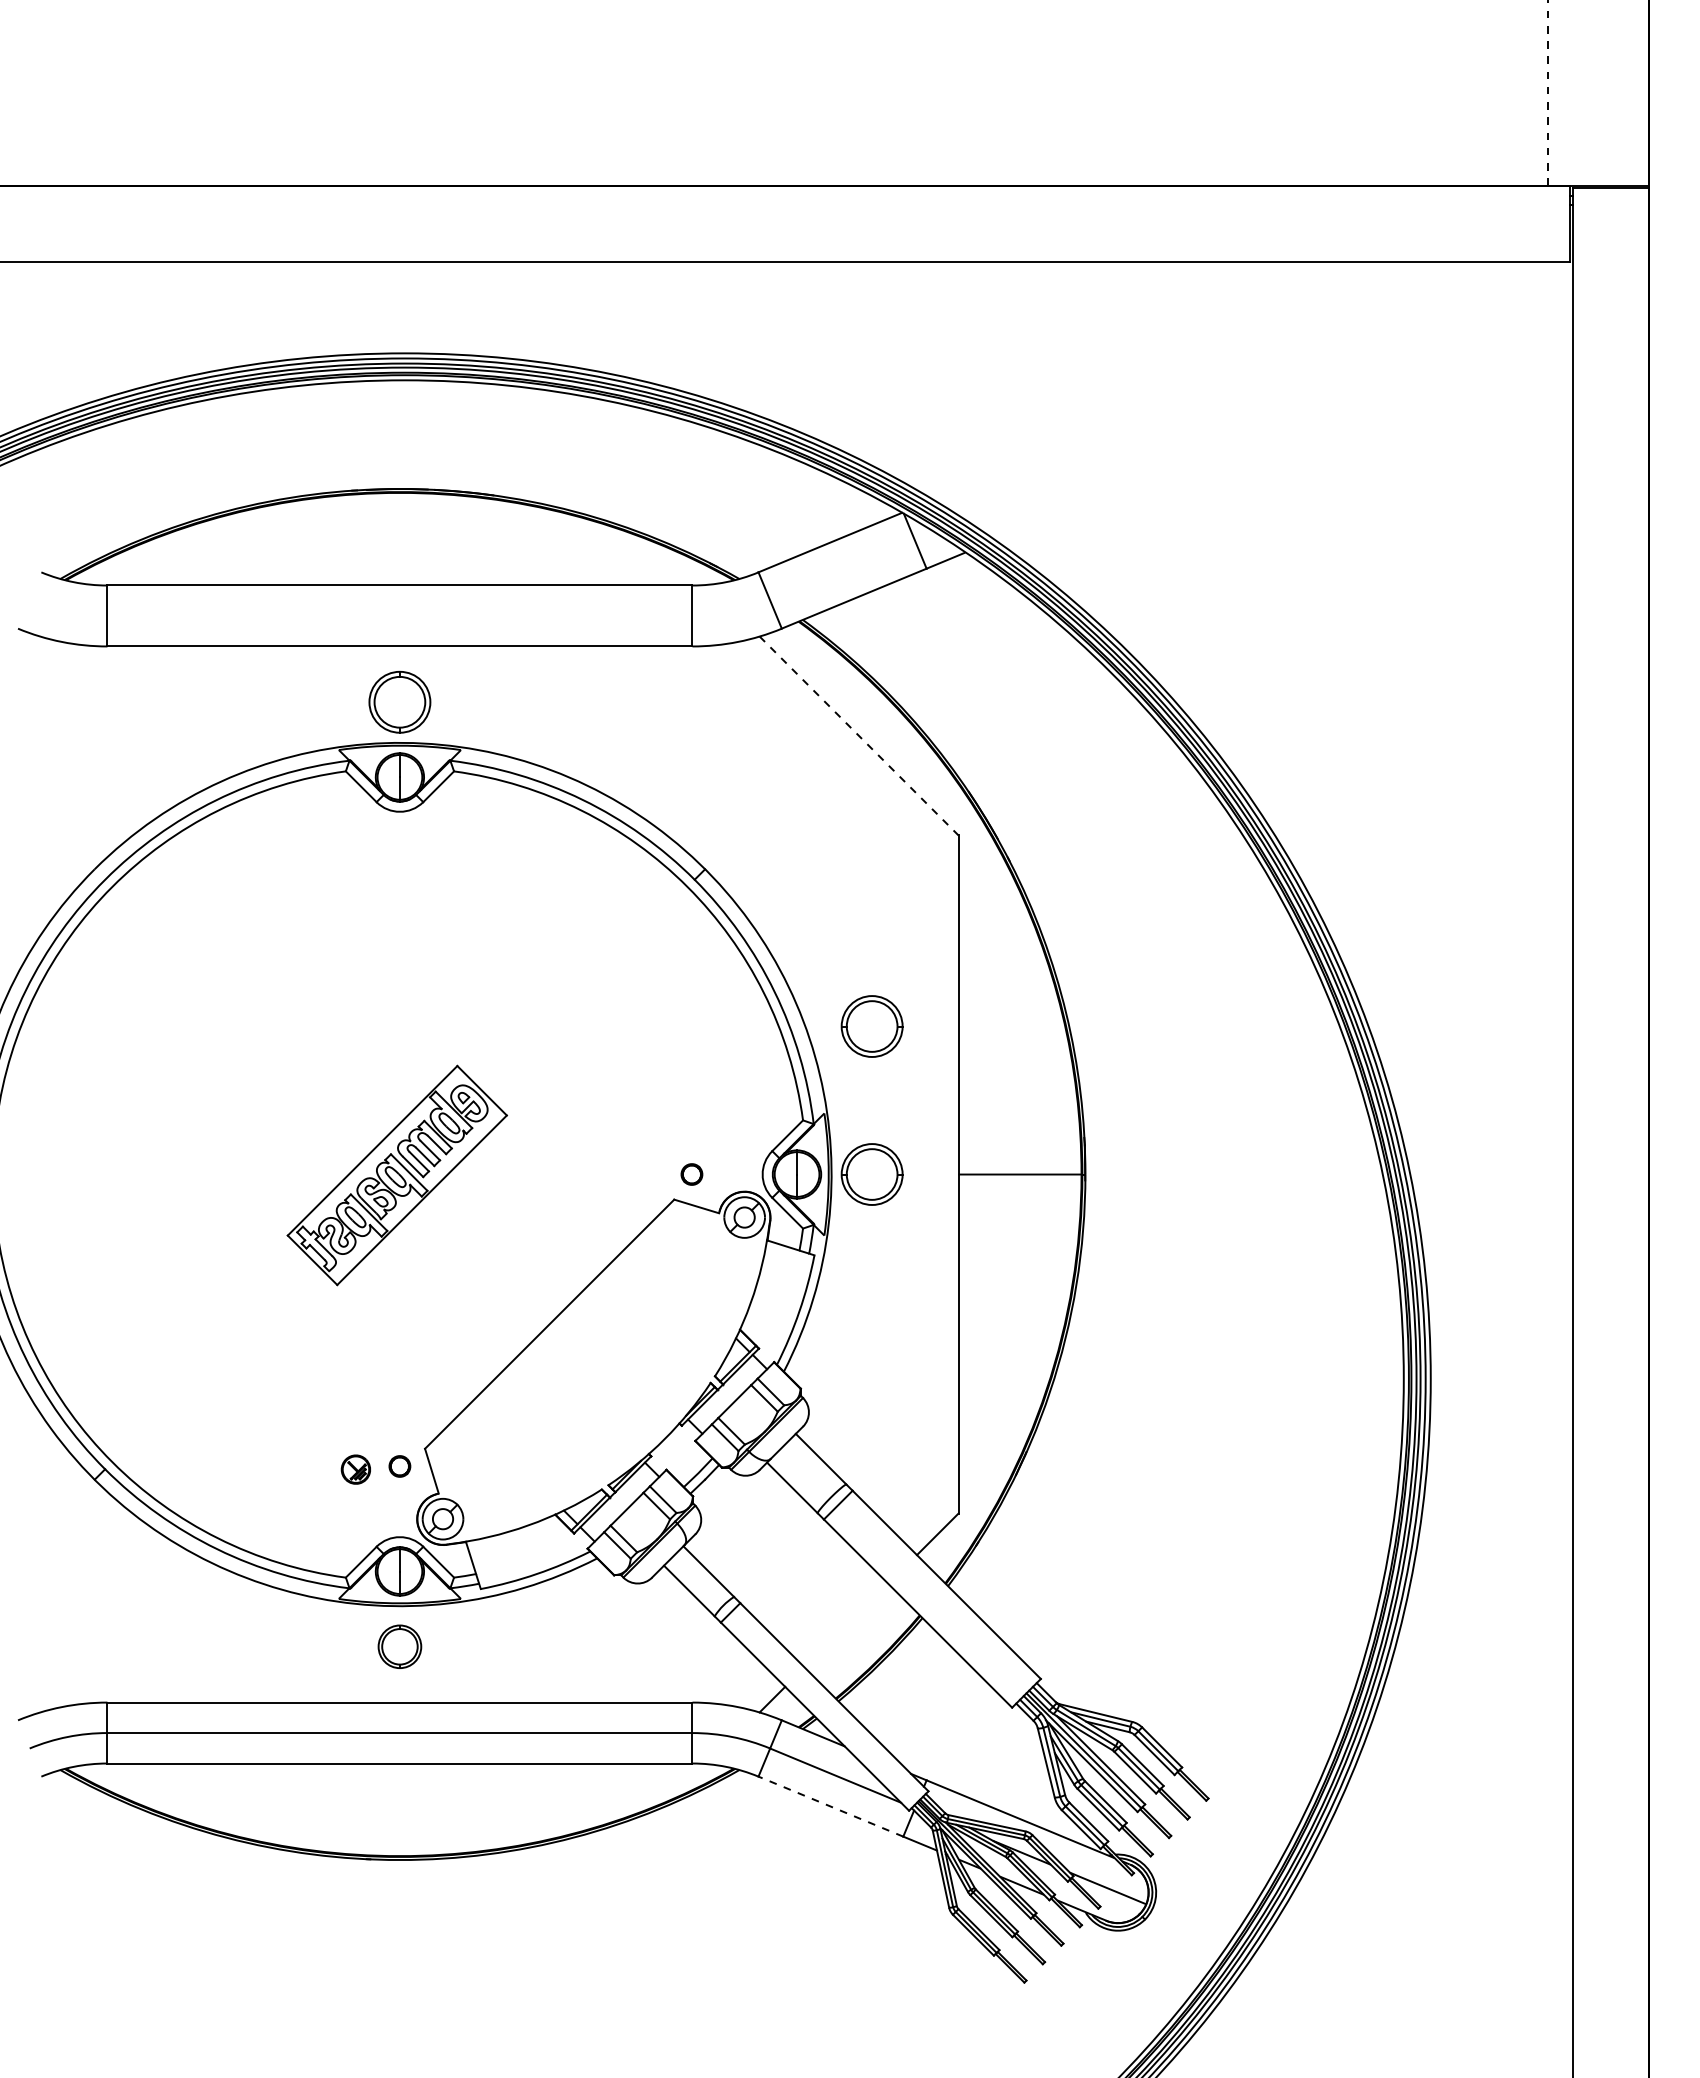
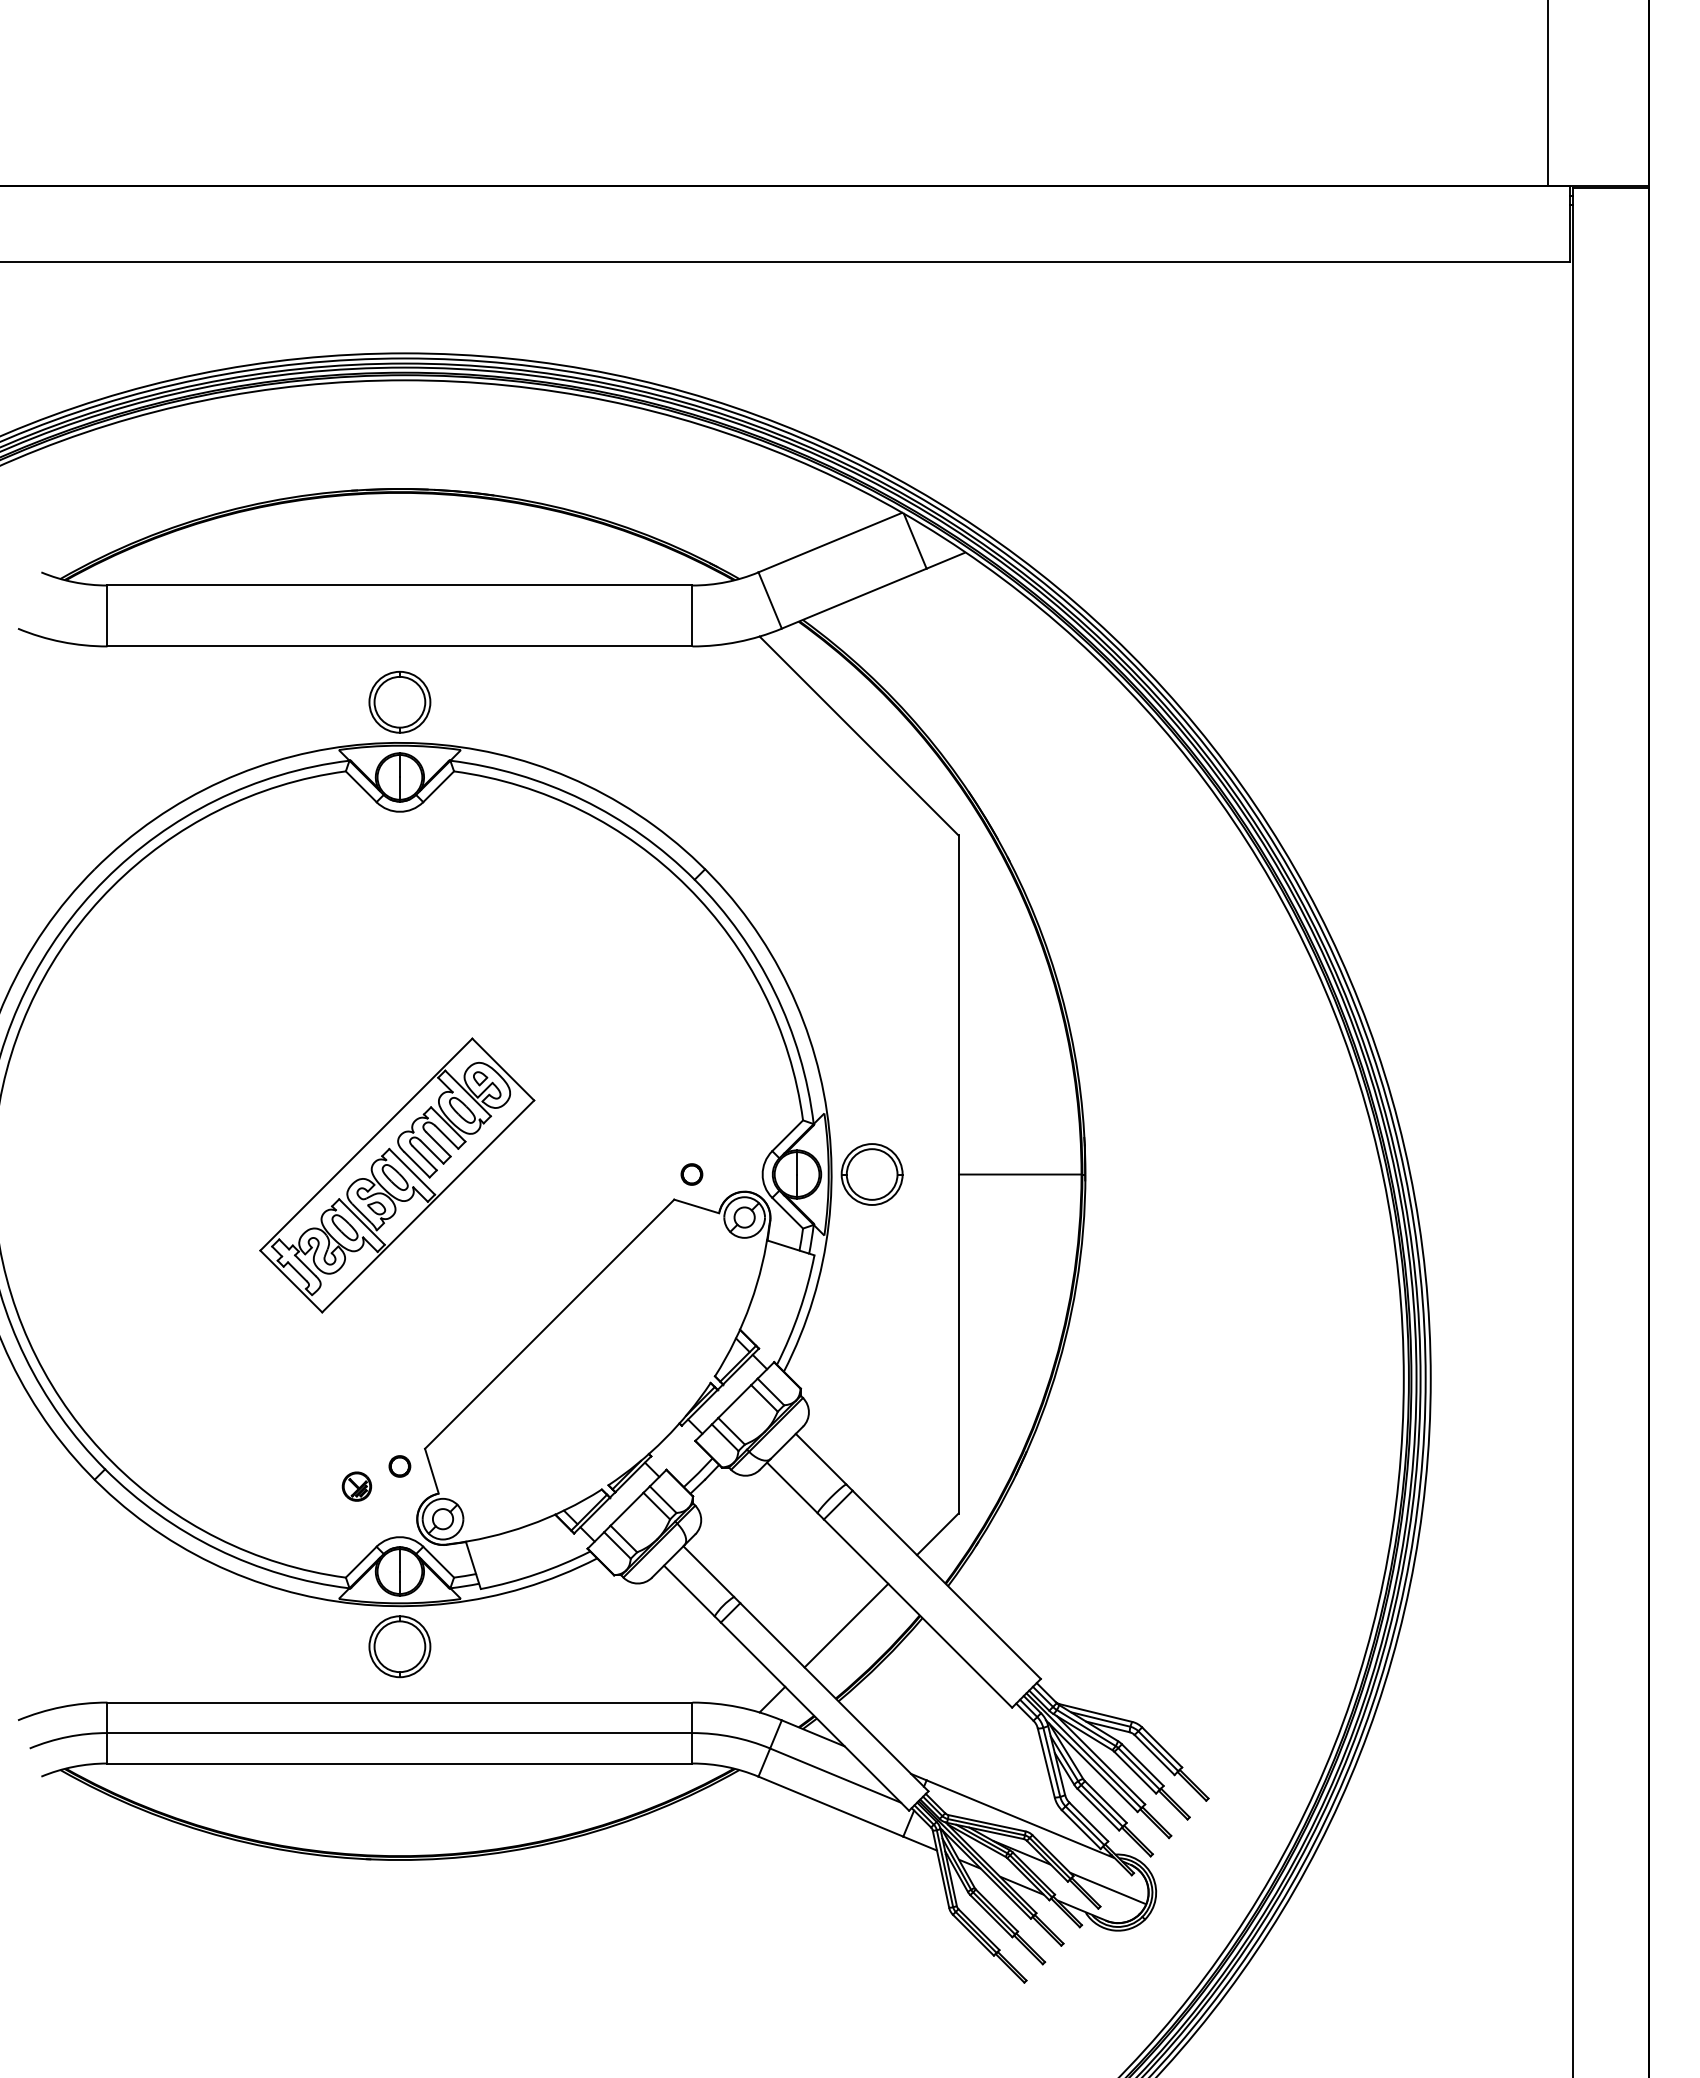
line: dashed -> solid (1547, 93)
line: dashed -> solid (859, 735)
part: present -> none (871, 1026)
part size: 222x223 px -> 277x277 px (397, 1175)
part position: (355, 1469) -> (356, 1486) (356, 1486)
line: none -> present (846, 1625)
part size: 46x45 px -> 64x64 px (399, 1646)
line: dashed -> solid (830, 1806)
